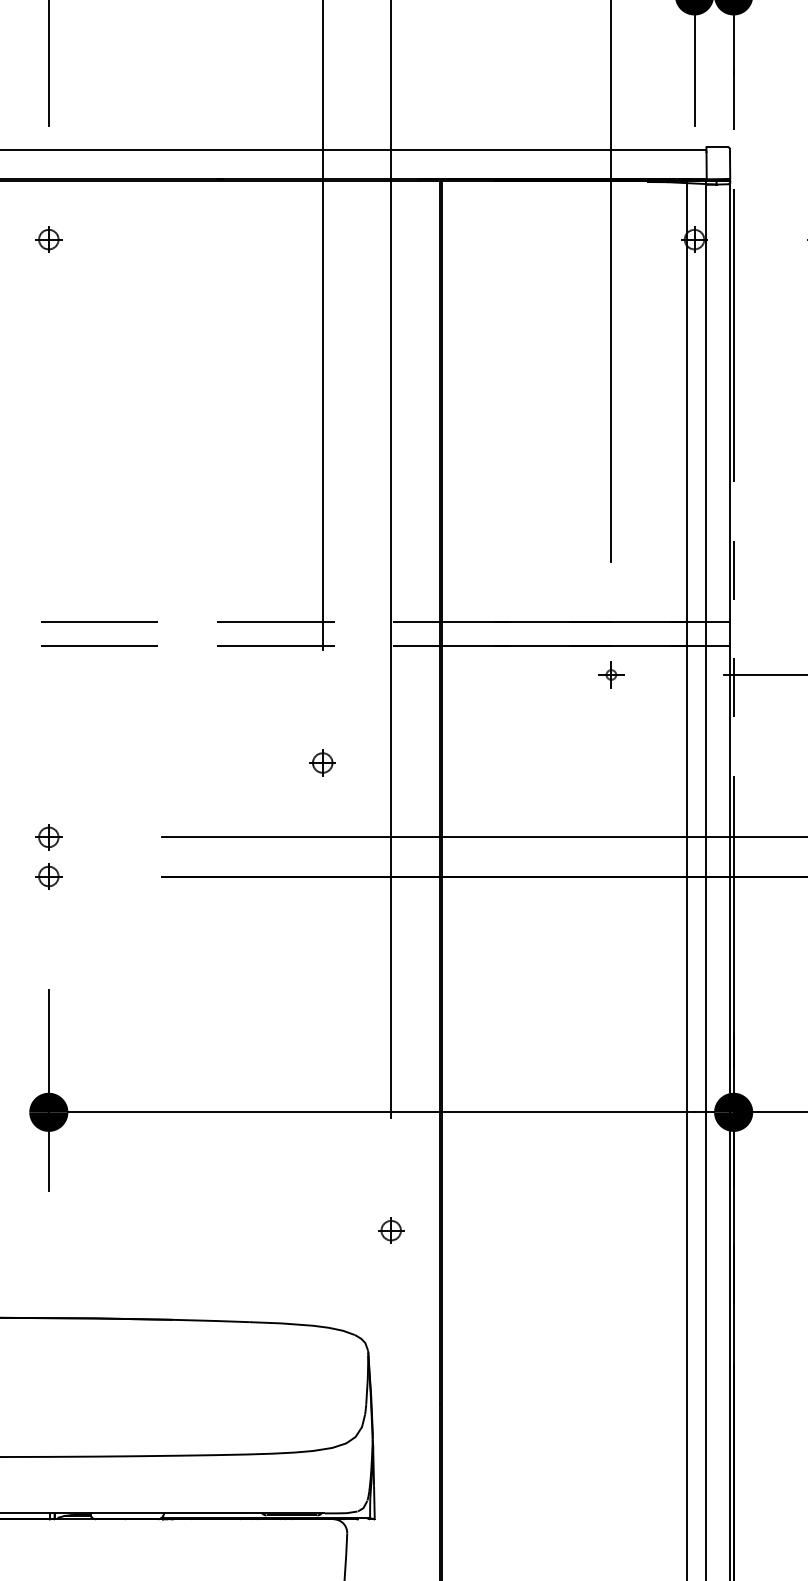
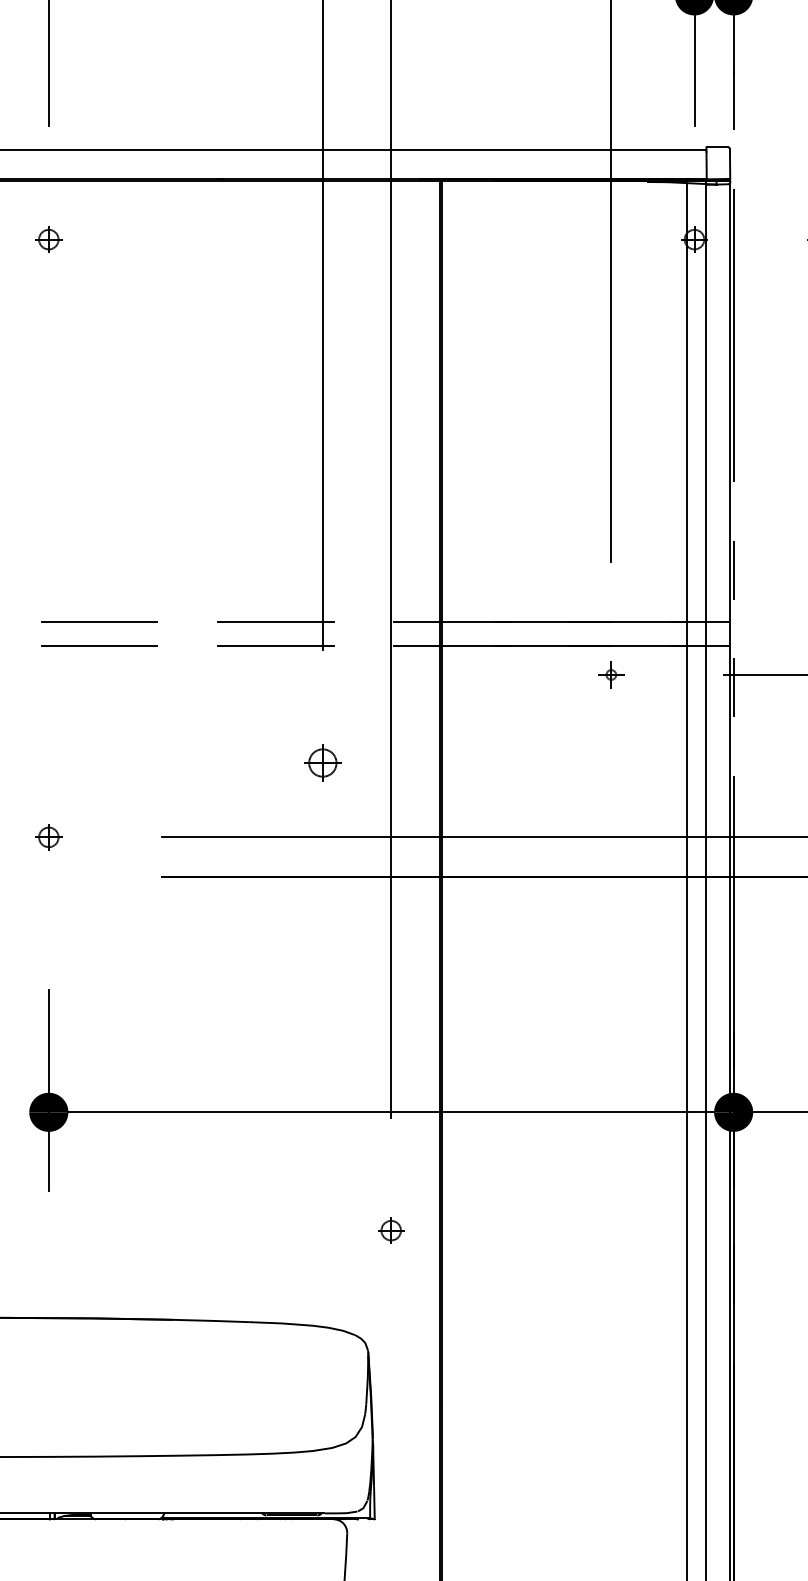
part size: 27x28 px -> 38x38 px (322, 762)
part: present -> none (48, 876)
